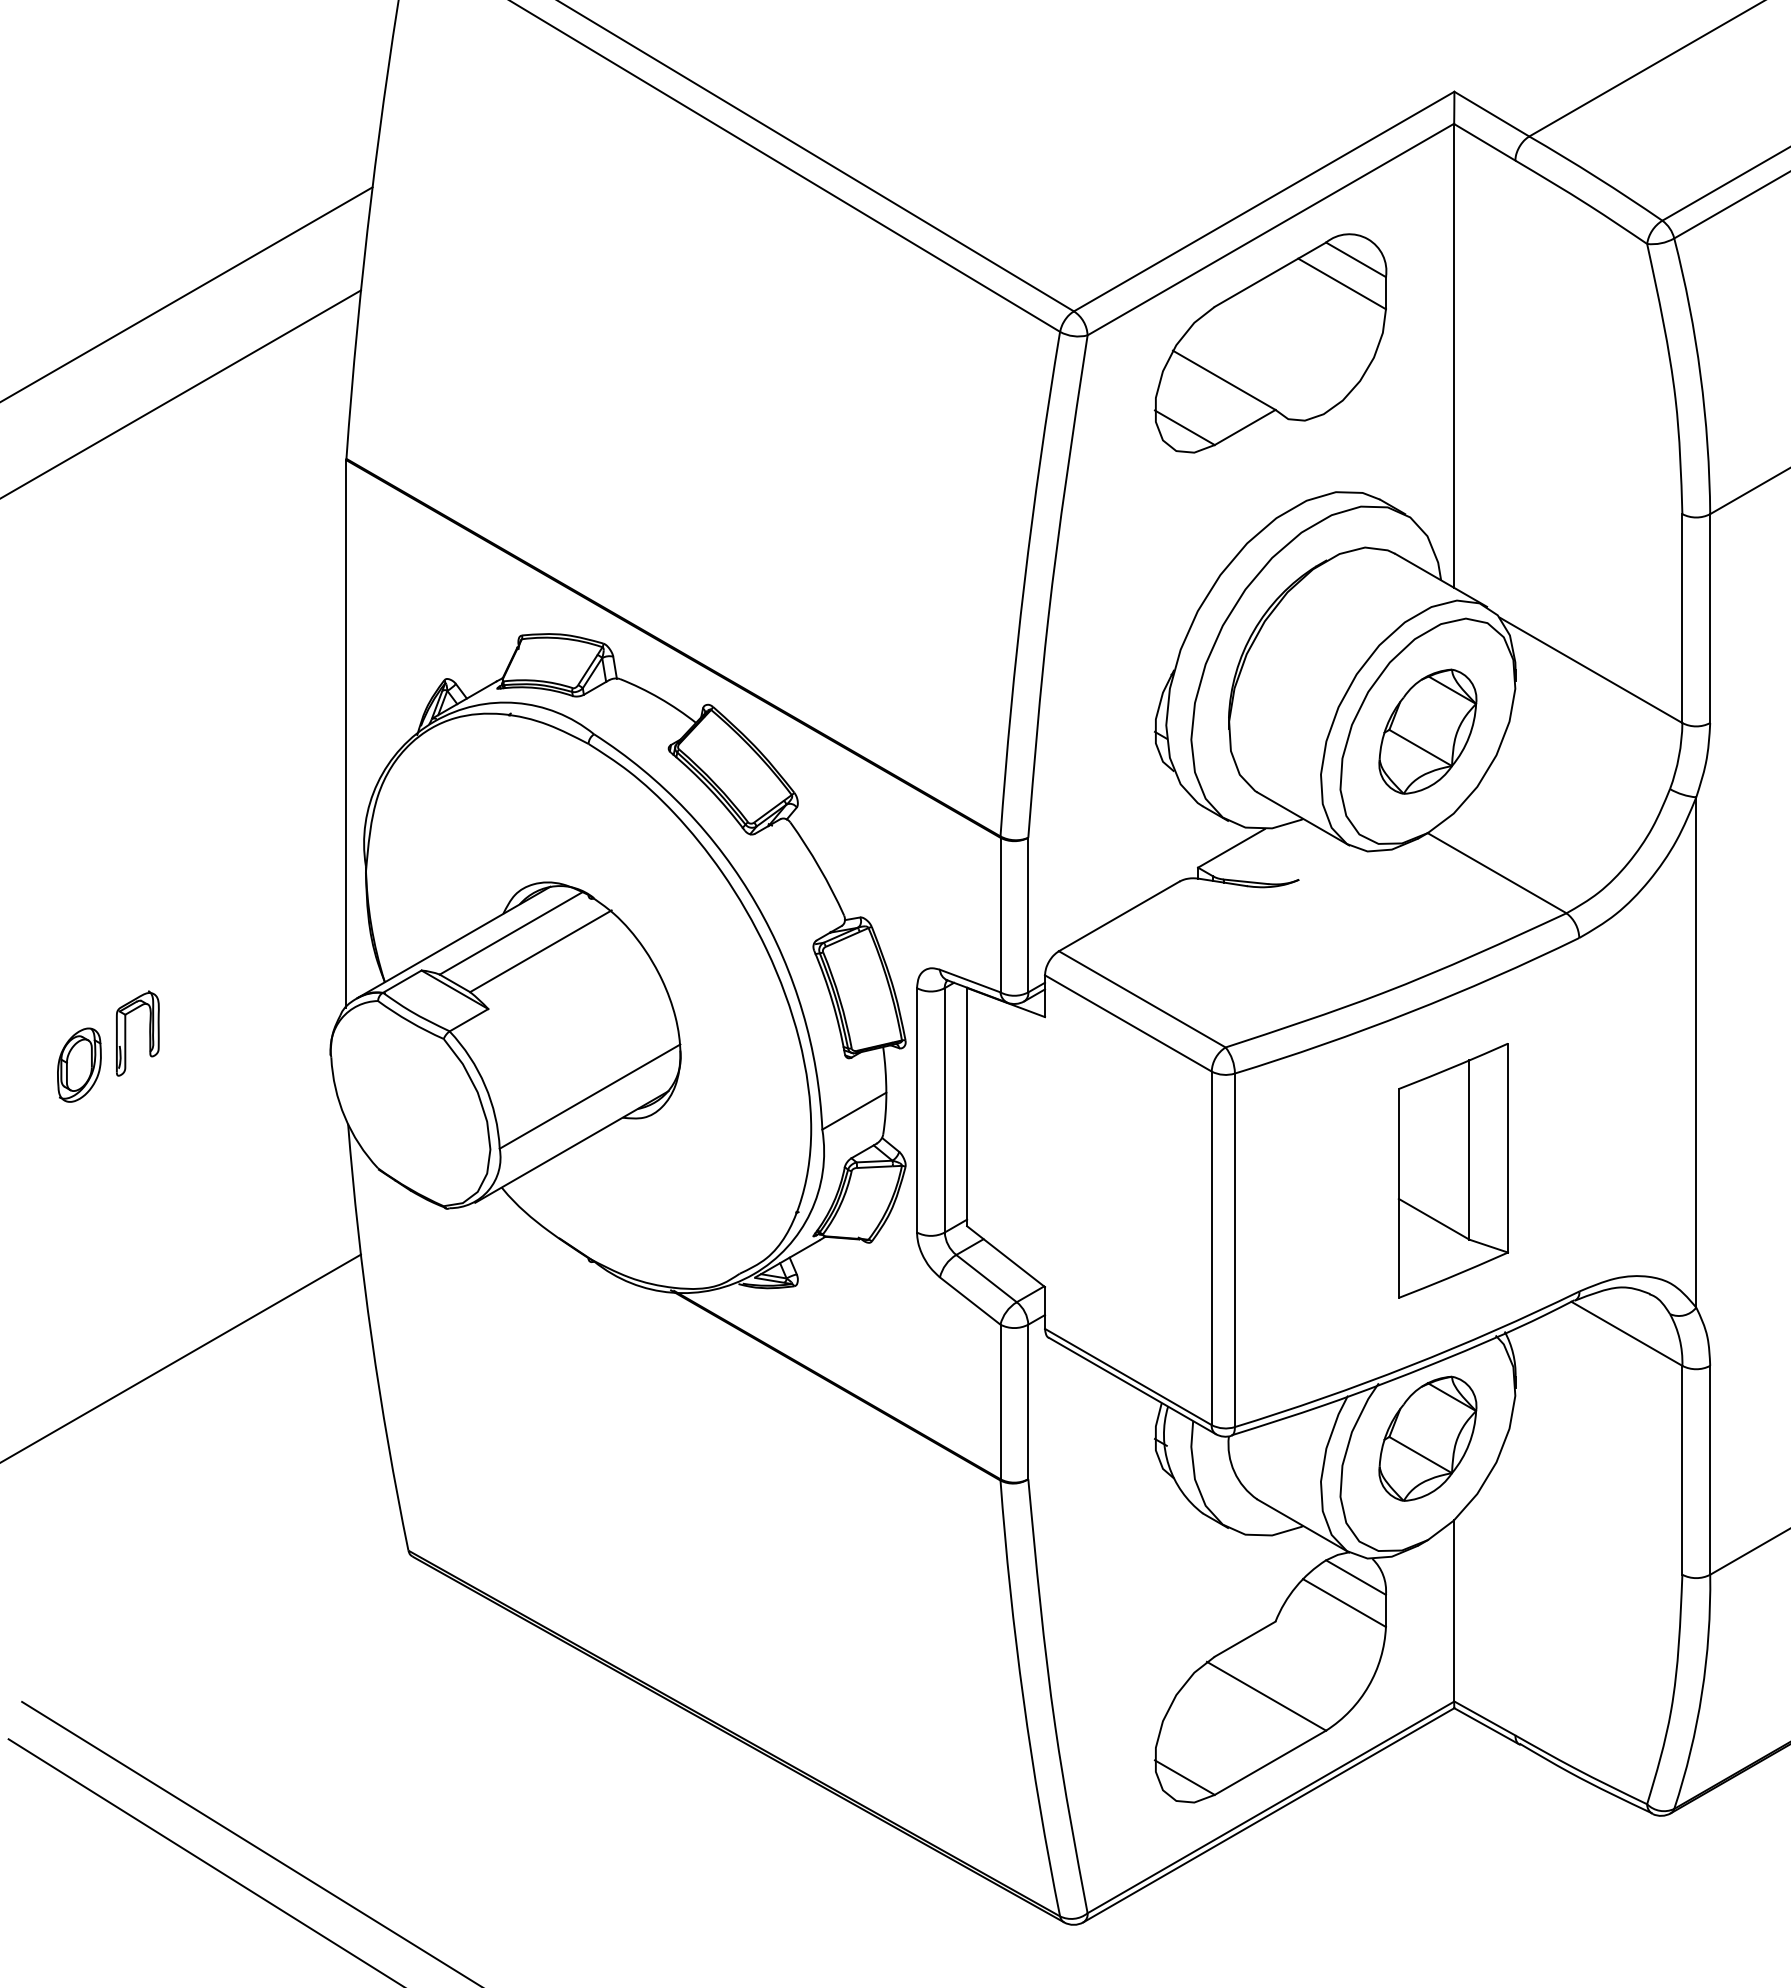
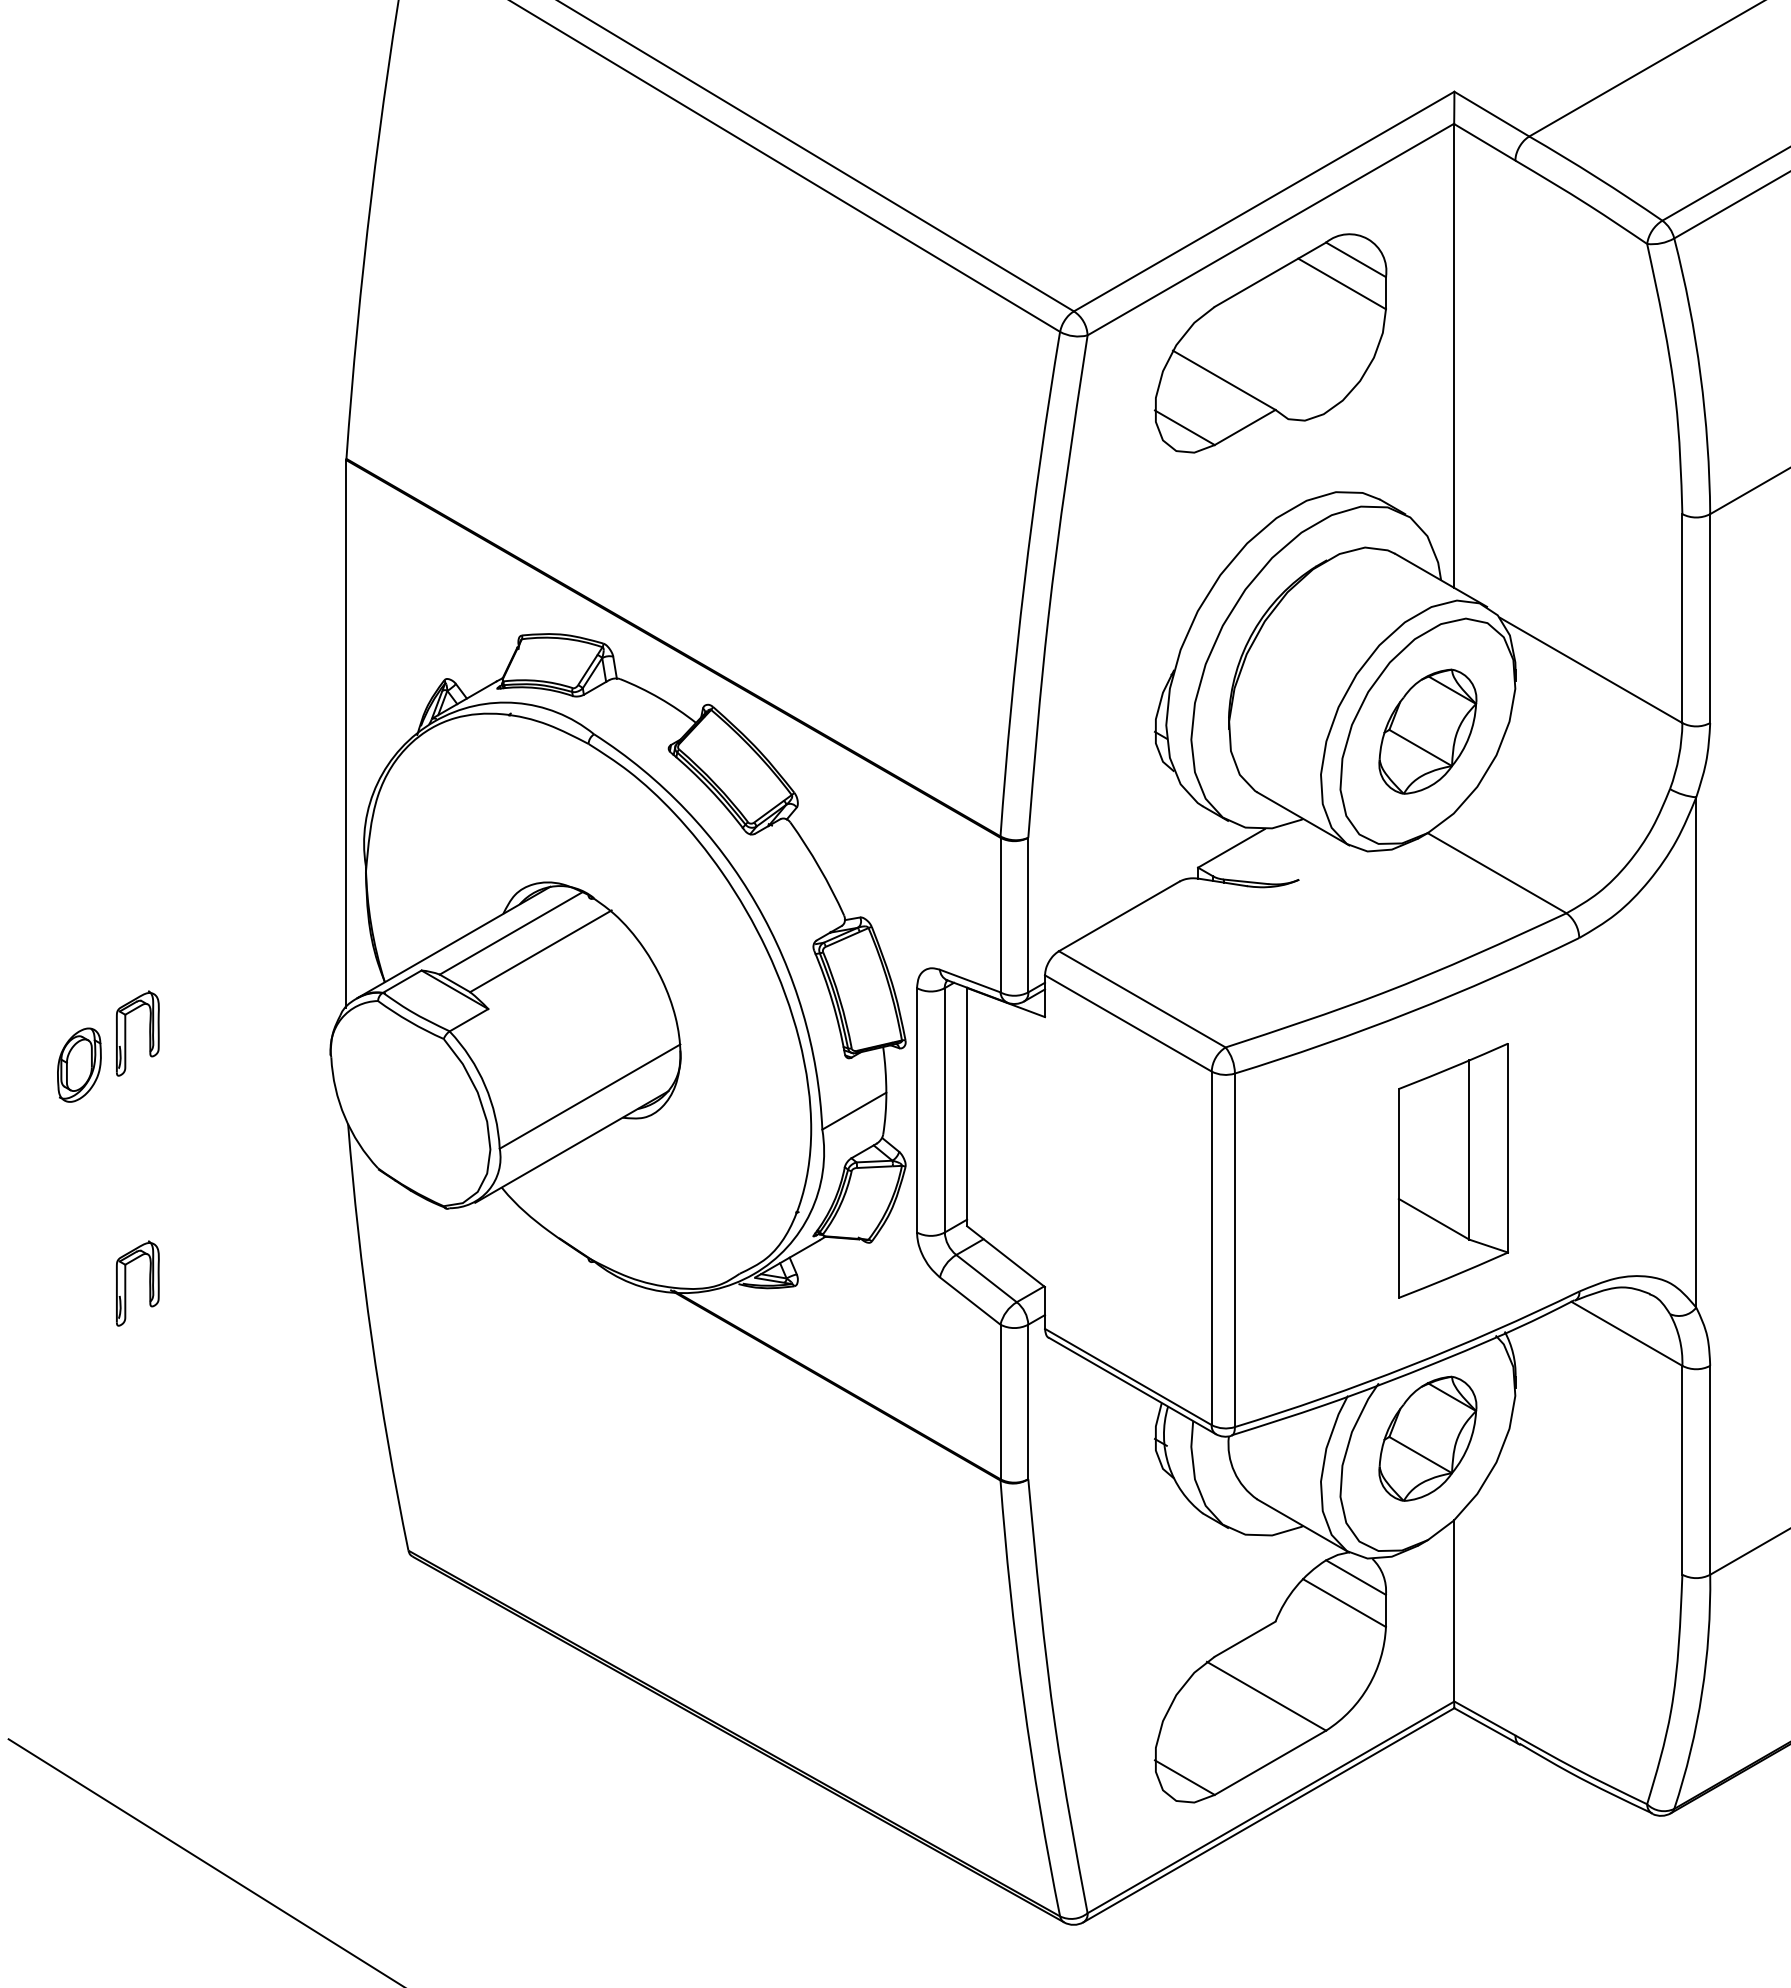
line: present -> none (187, 293)
line: present -> none (181, 393)
part: none -> present (126, 1283)
line: present -> none (181, 1357)
line: present -> none (250, 1842)
